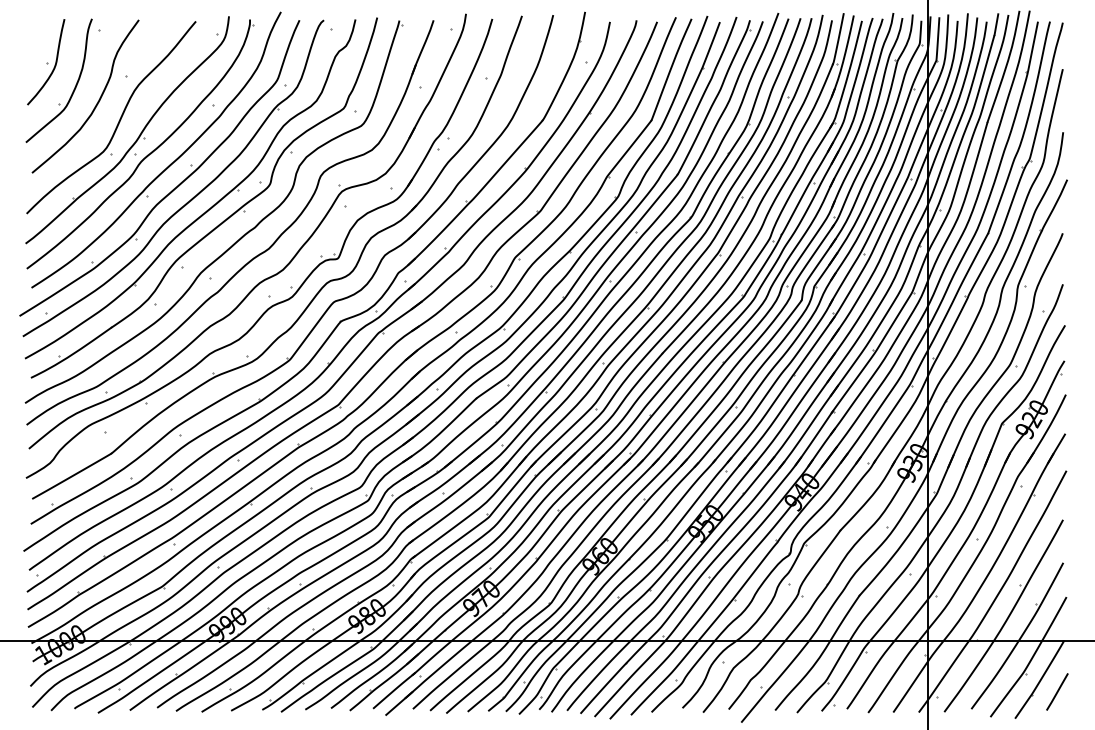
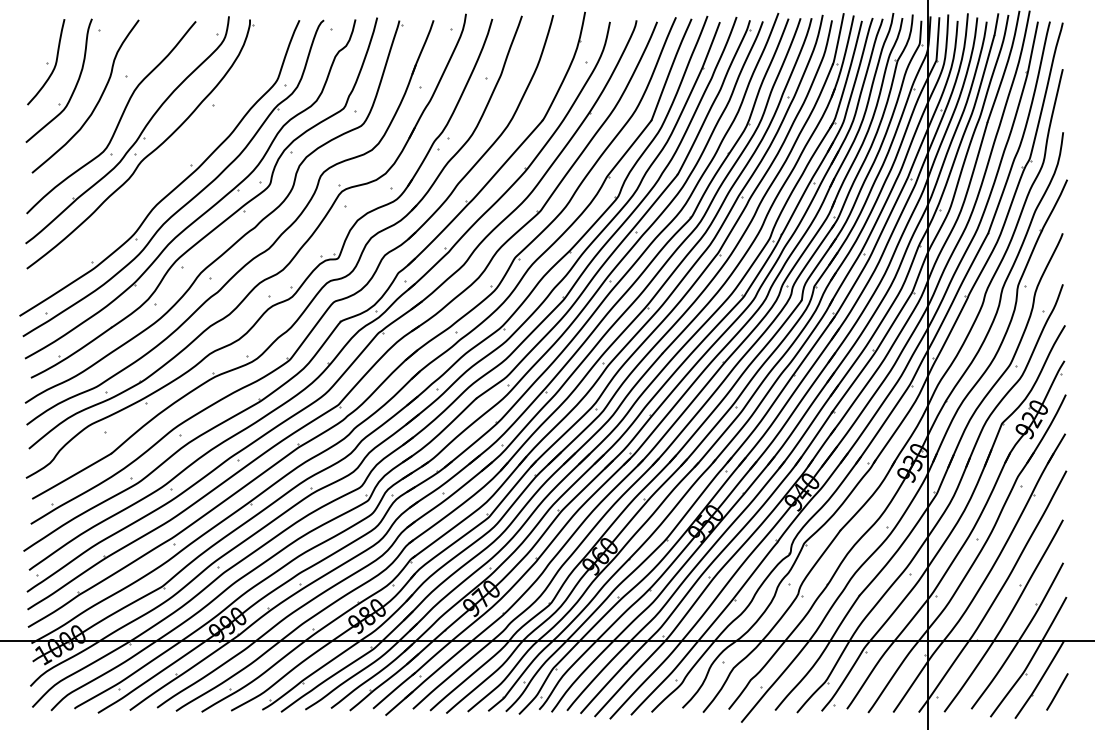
part: present -> none (170, 163)
